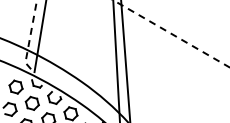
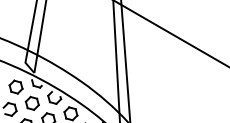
line: dashed -> solid (171, 33)
line: dashed -> solid (29, 39)
